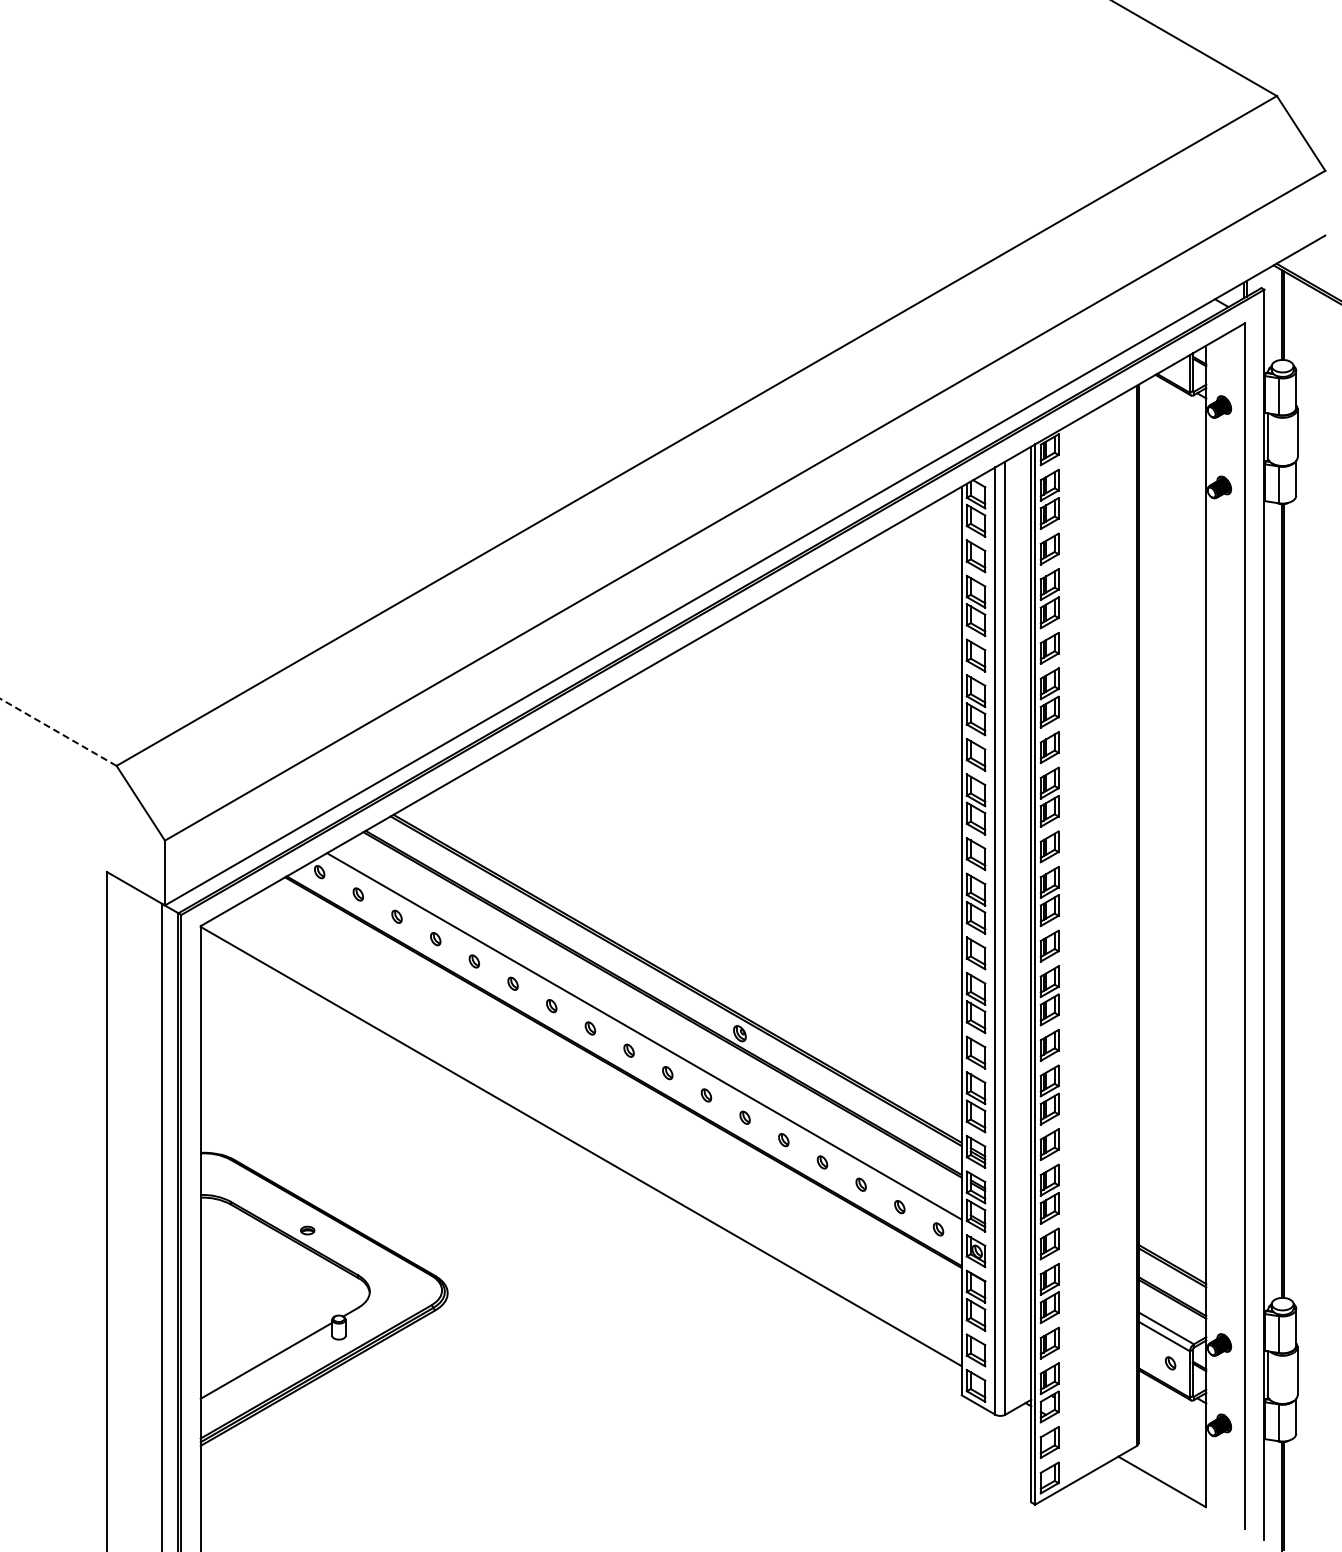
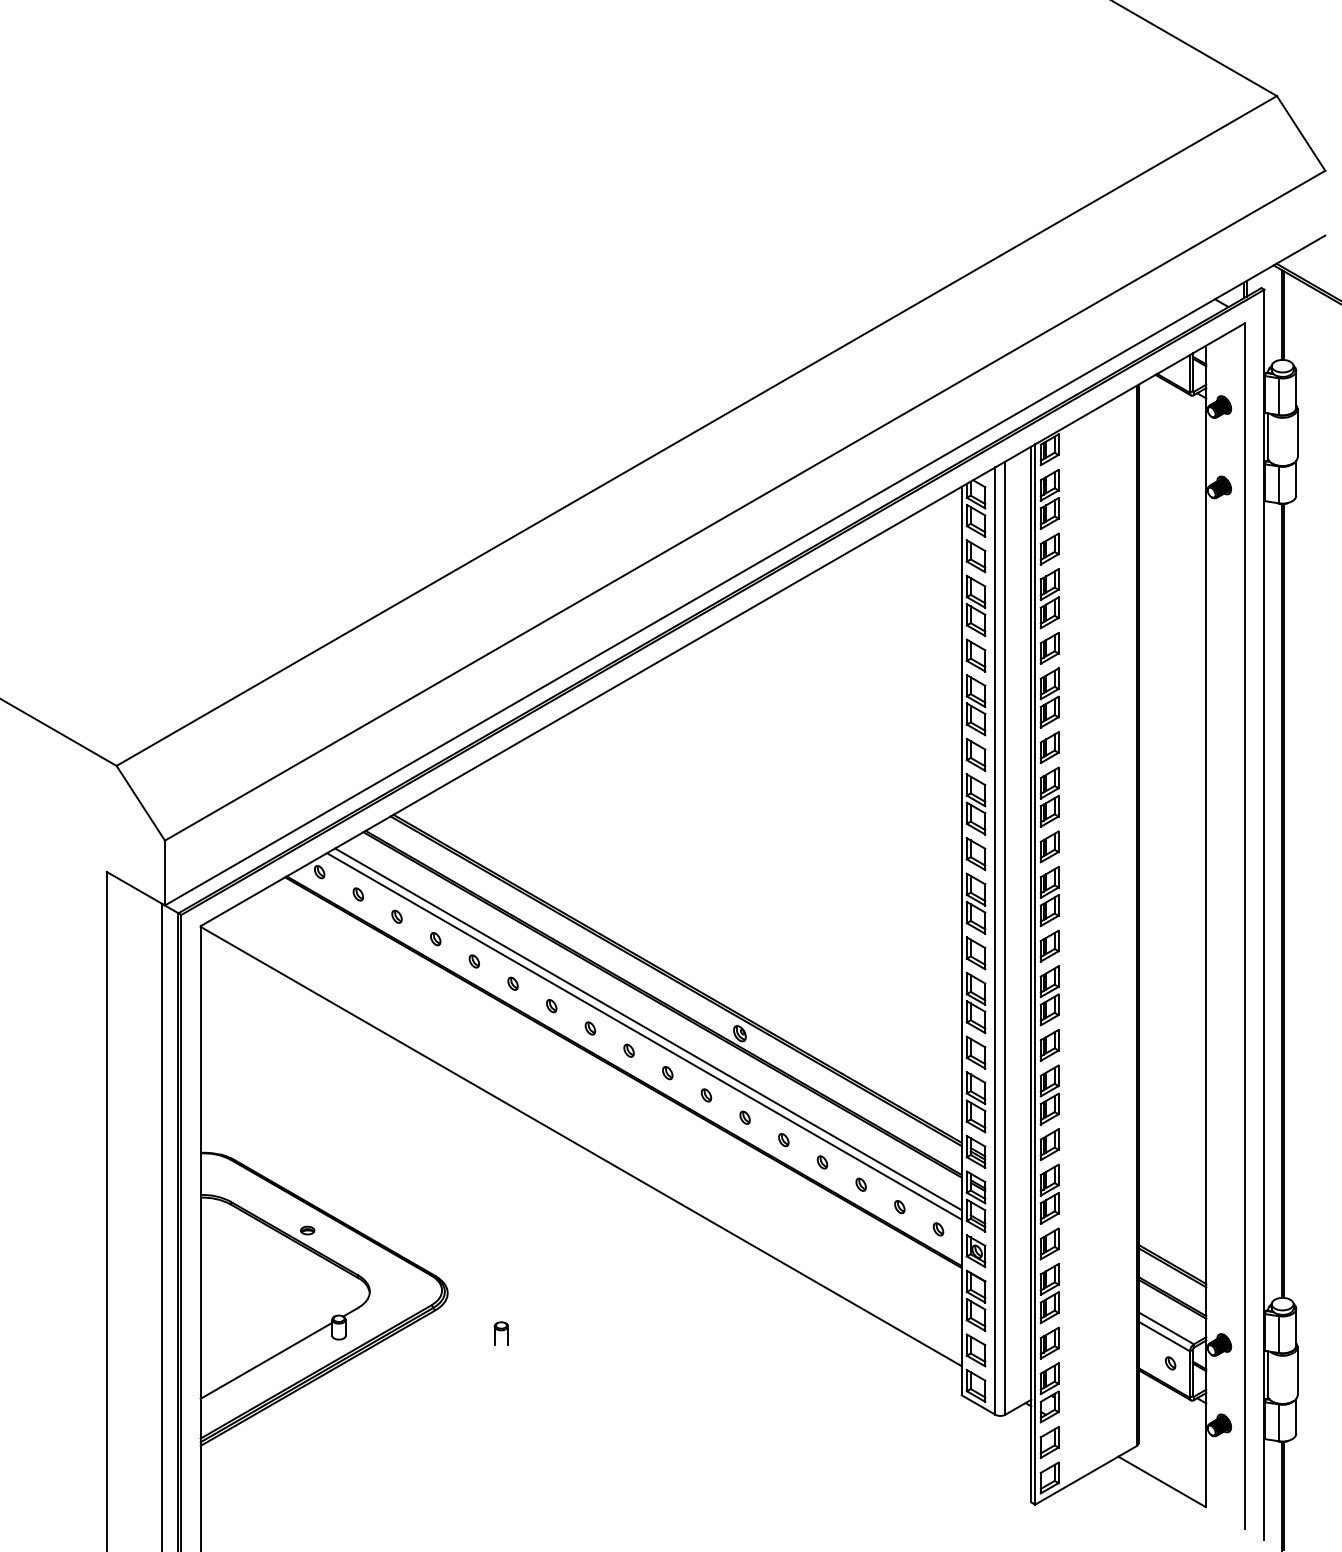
line: dashed -> solid (58, 732)
line: none -> present (648, 1029)
part: none -> present (501, 1333)
